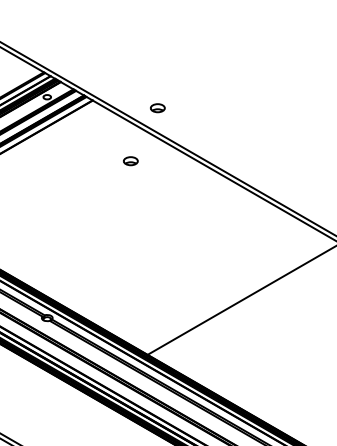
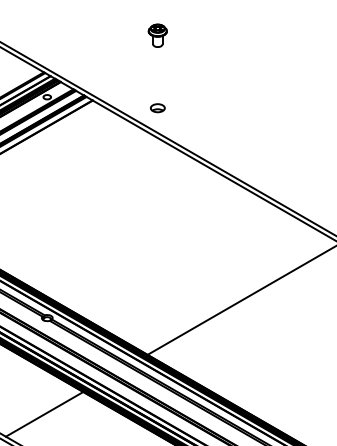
part: none -> present (157, 35)
part: present -> none (130, 161)
line: none -> present (44, 414)
